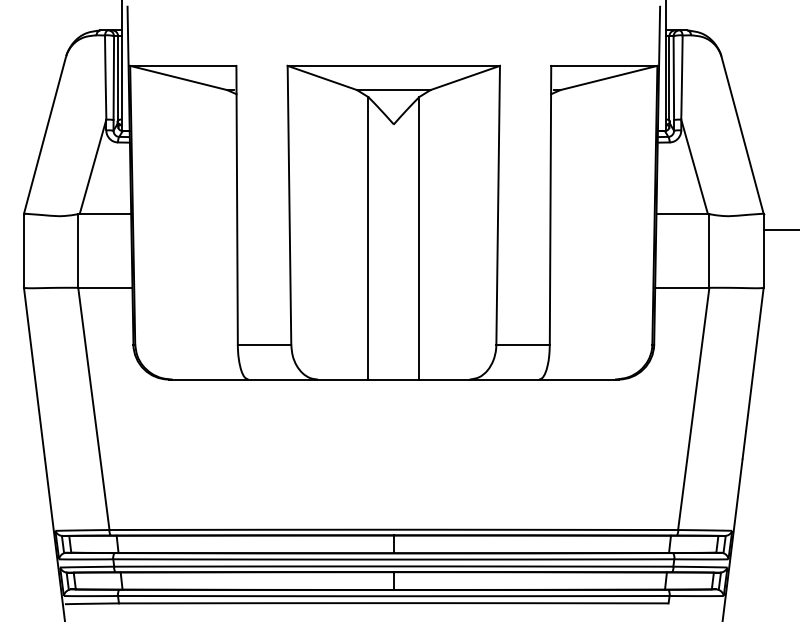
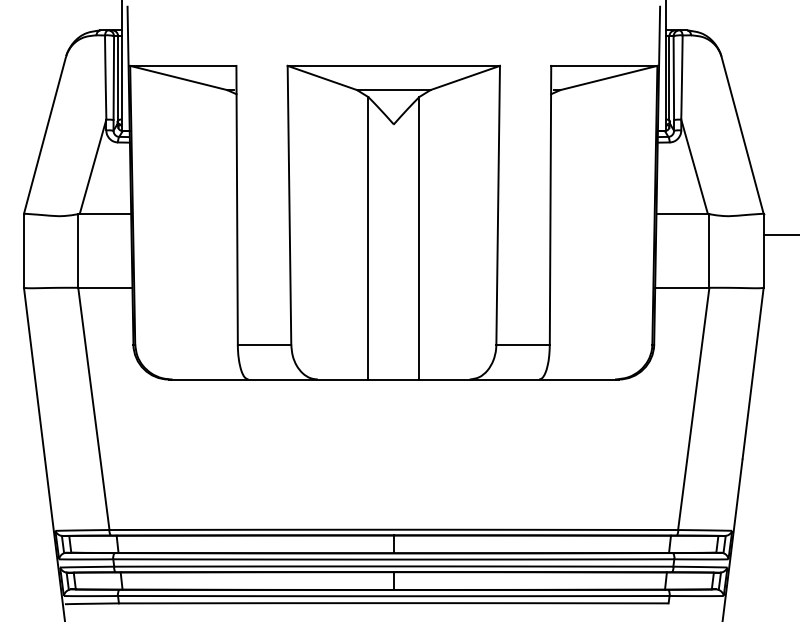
line position: (779, 229) -> (779, 234) (779, 234)
